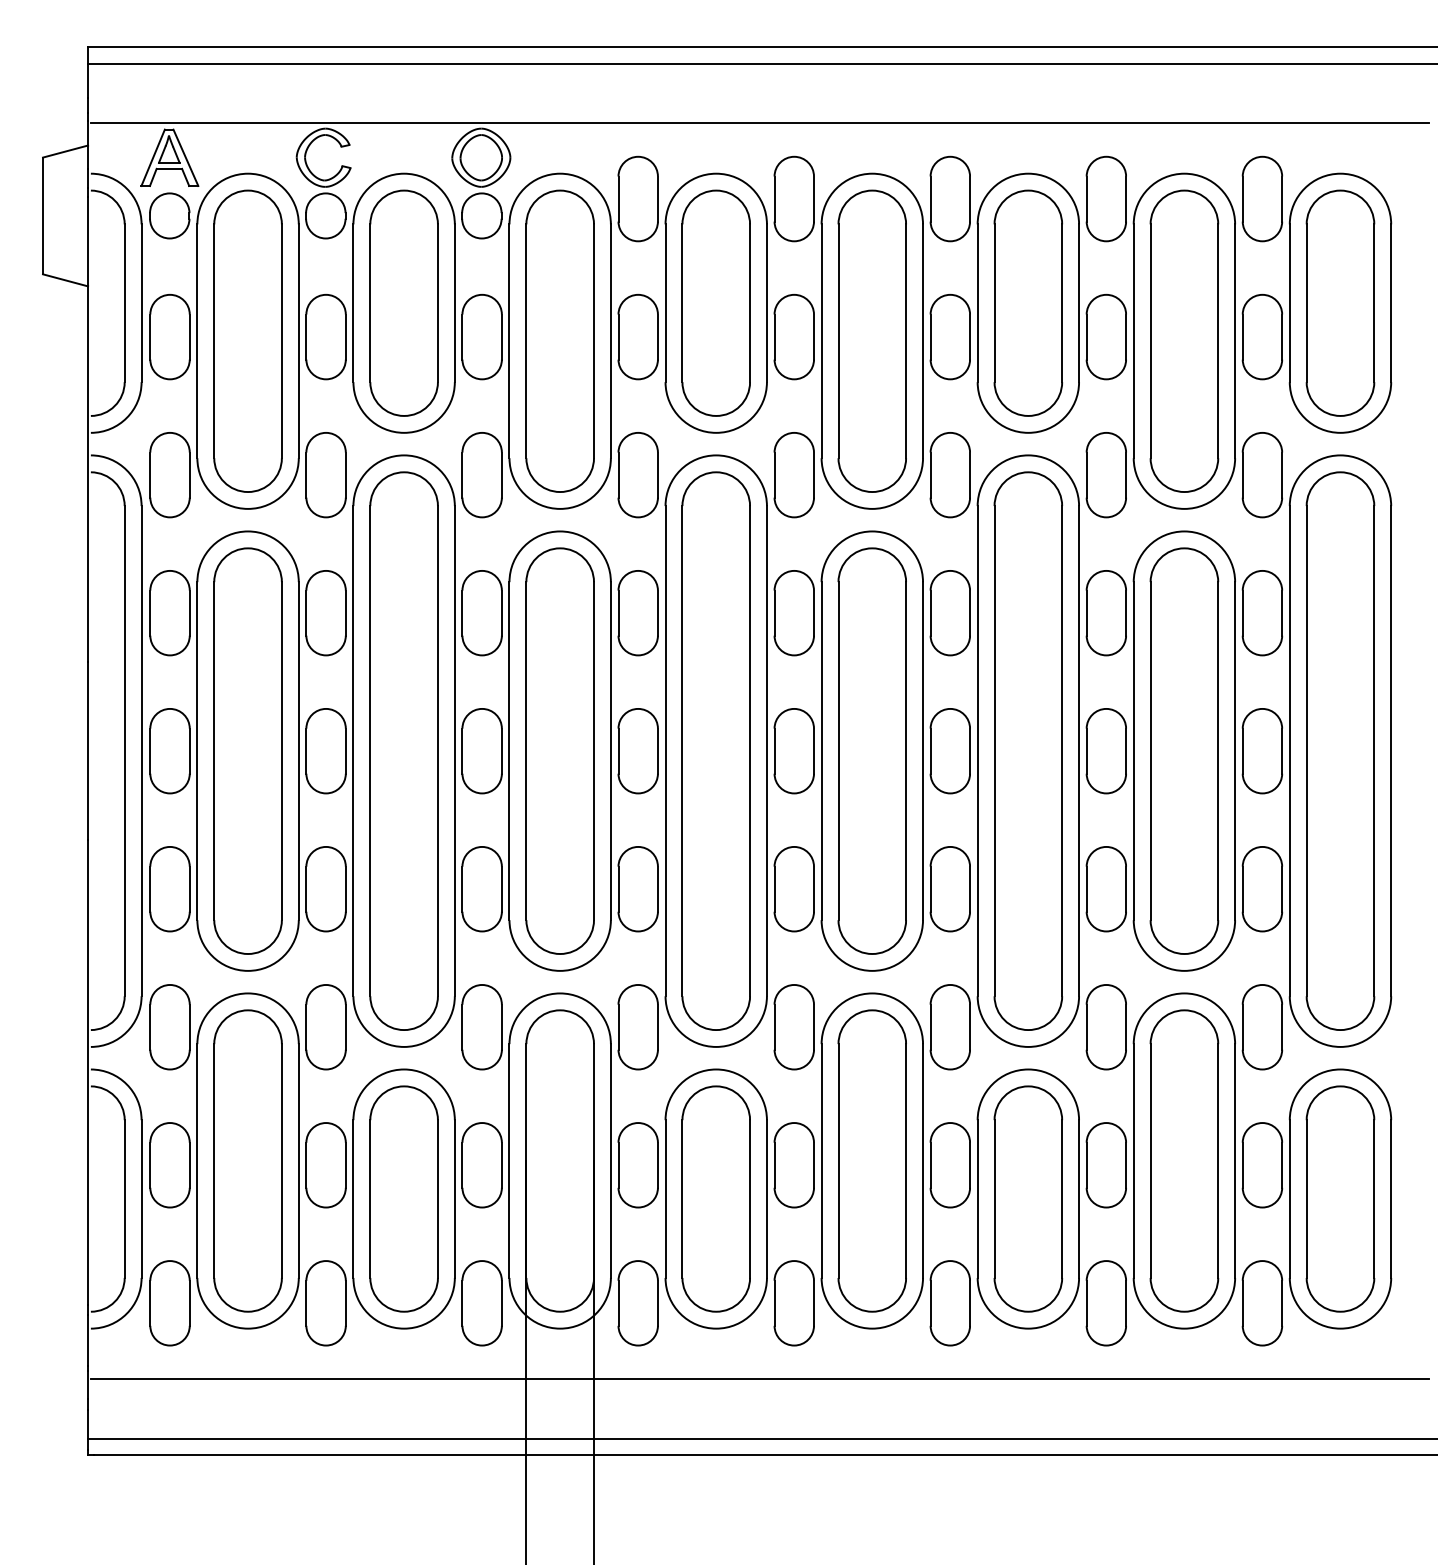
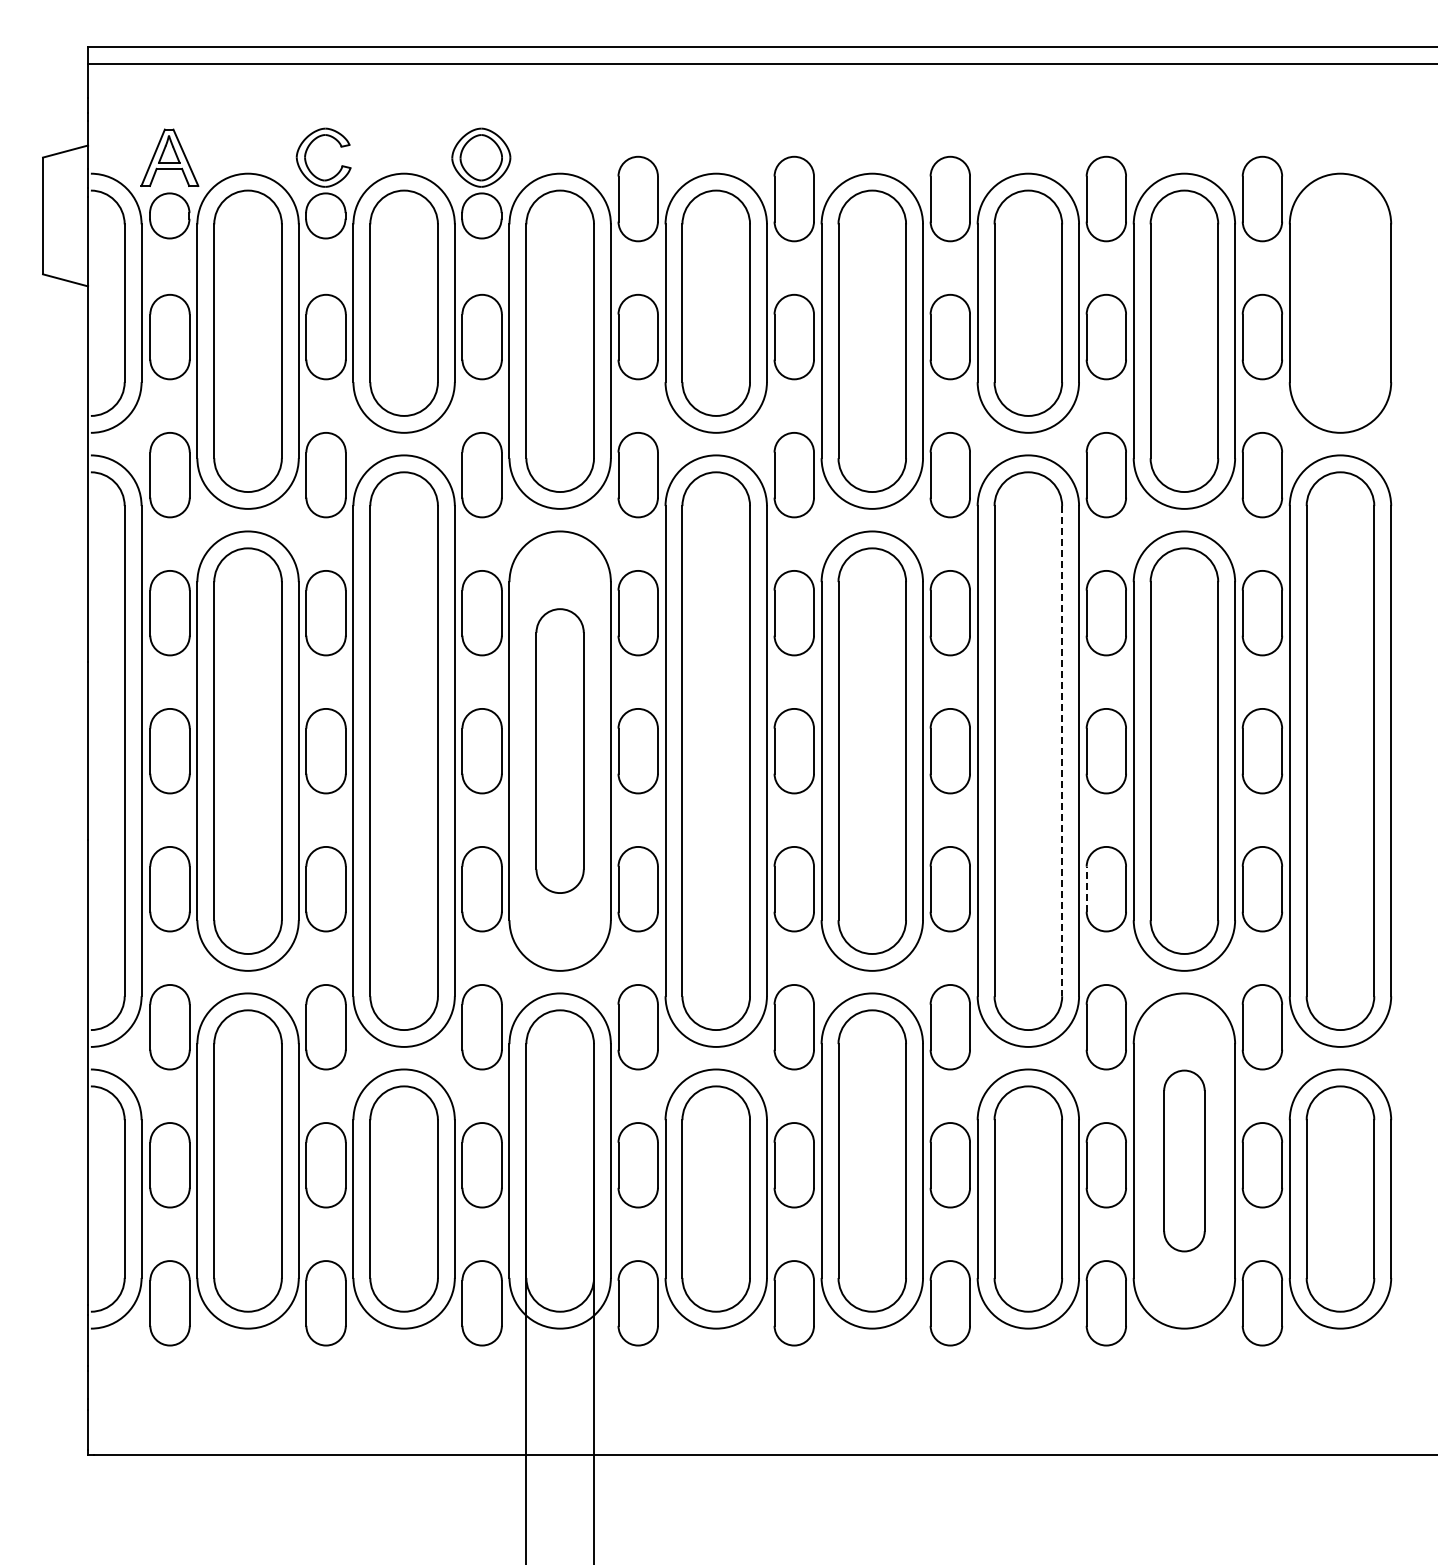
line: present -> none (759, 123)
part: present -> none (1340, 302)
part size: 70x408 px -> 50x286 px (559, 750)
line: solid -> dashed (1062, 751)
line: solid -> dashed (1086, 889)
part size: 71x304 px -> 43x184 px (1184, 1160)
line: present -> none (759, 1379)
line: present -> none (761, 1438)
